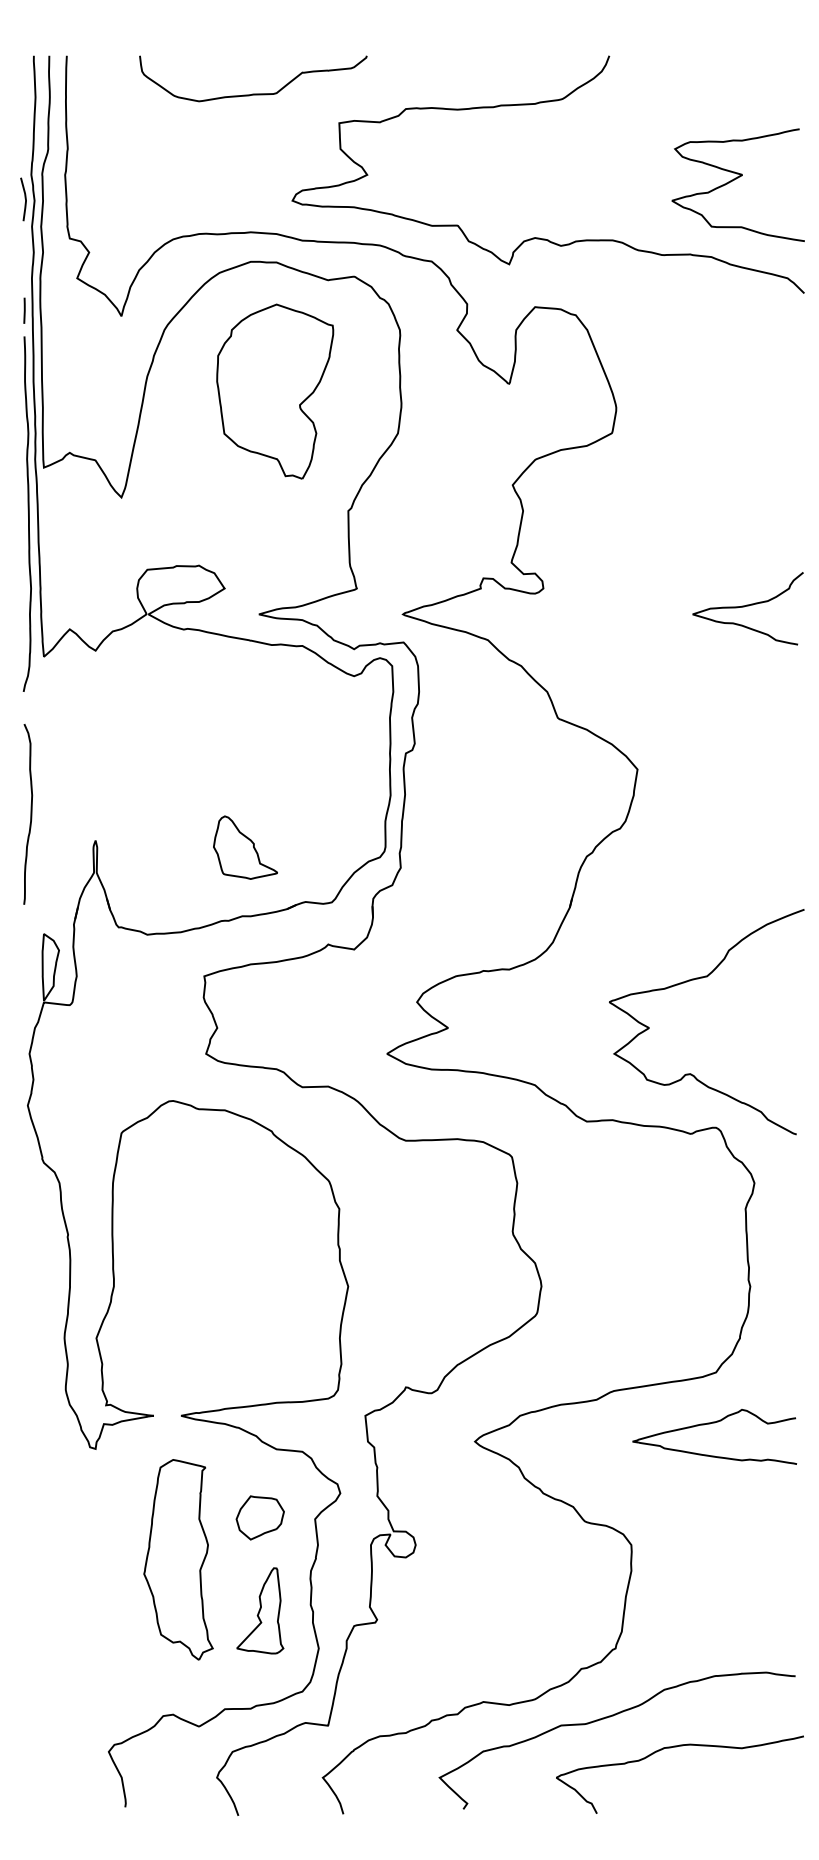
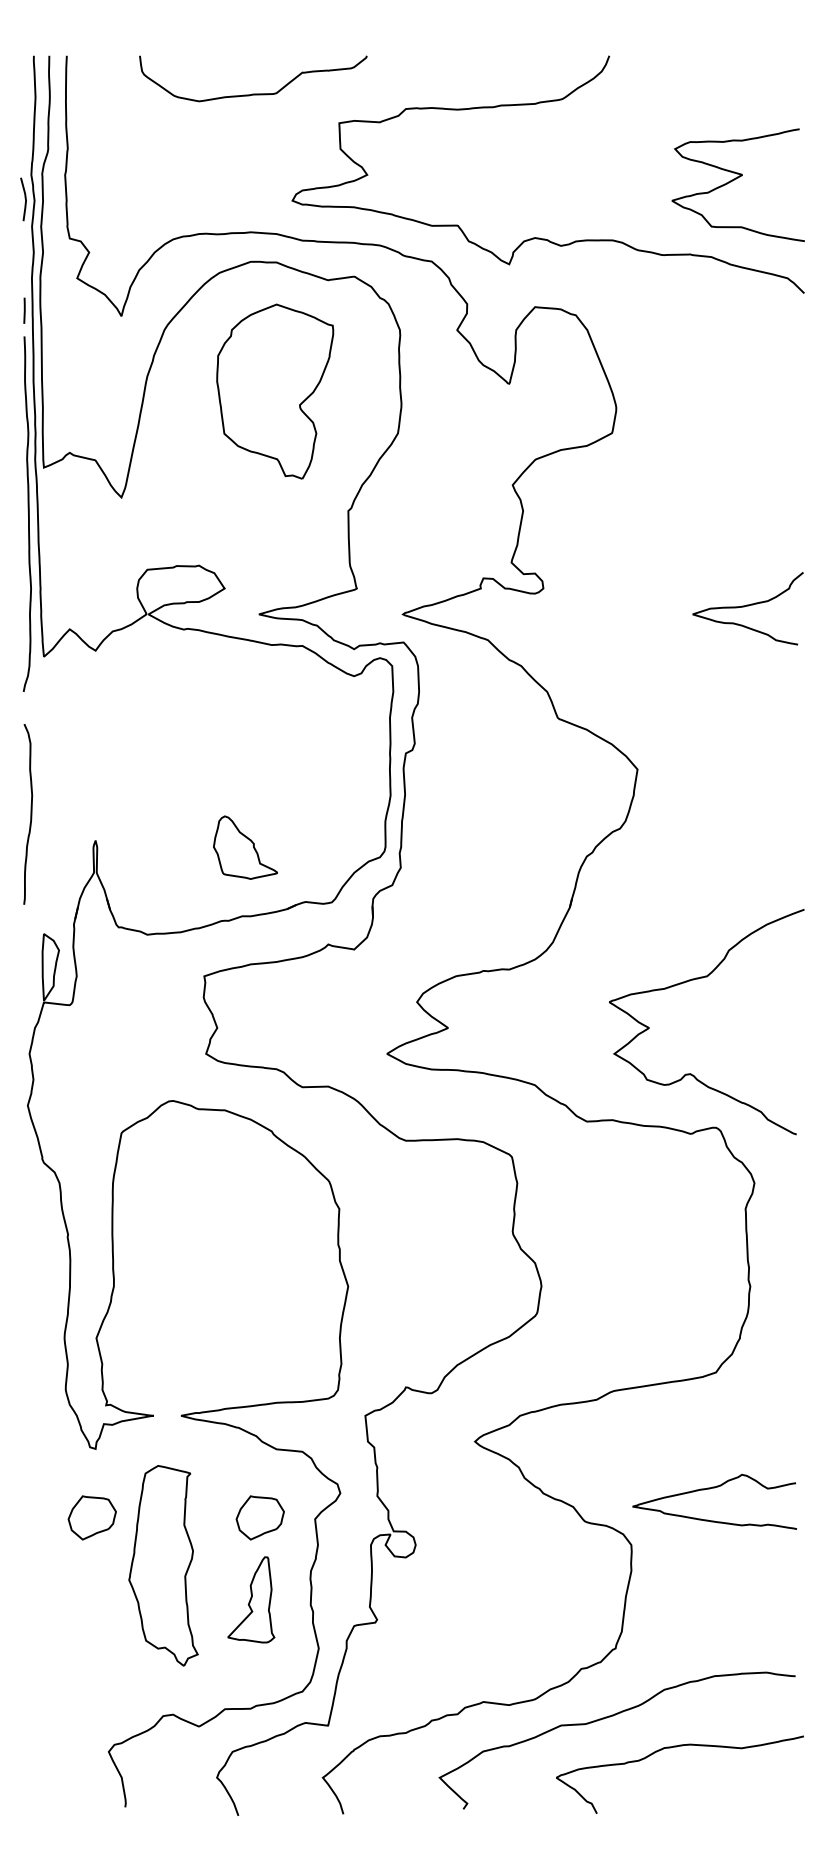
curve position: (710, 1424) -> (710, 1489) (710, 1489)
part: none -> present (91, 1517)
part position: (178, 1559) -> (163, 1565) (163, 1565)
part position: (260, 1610) -> (251, 1599) (251, 1599)
